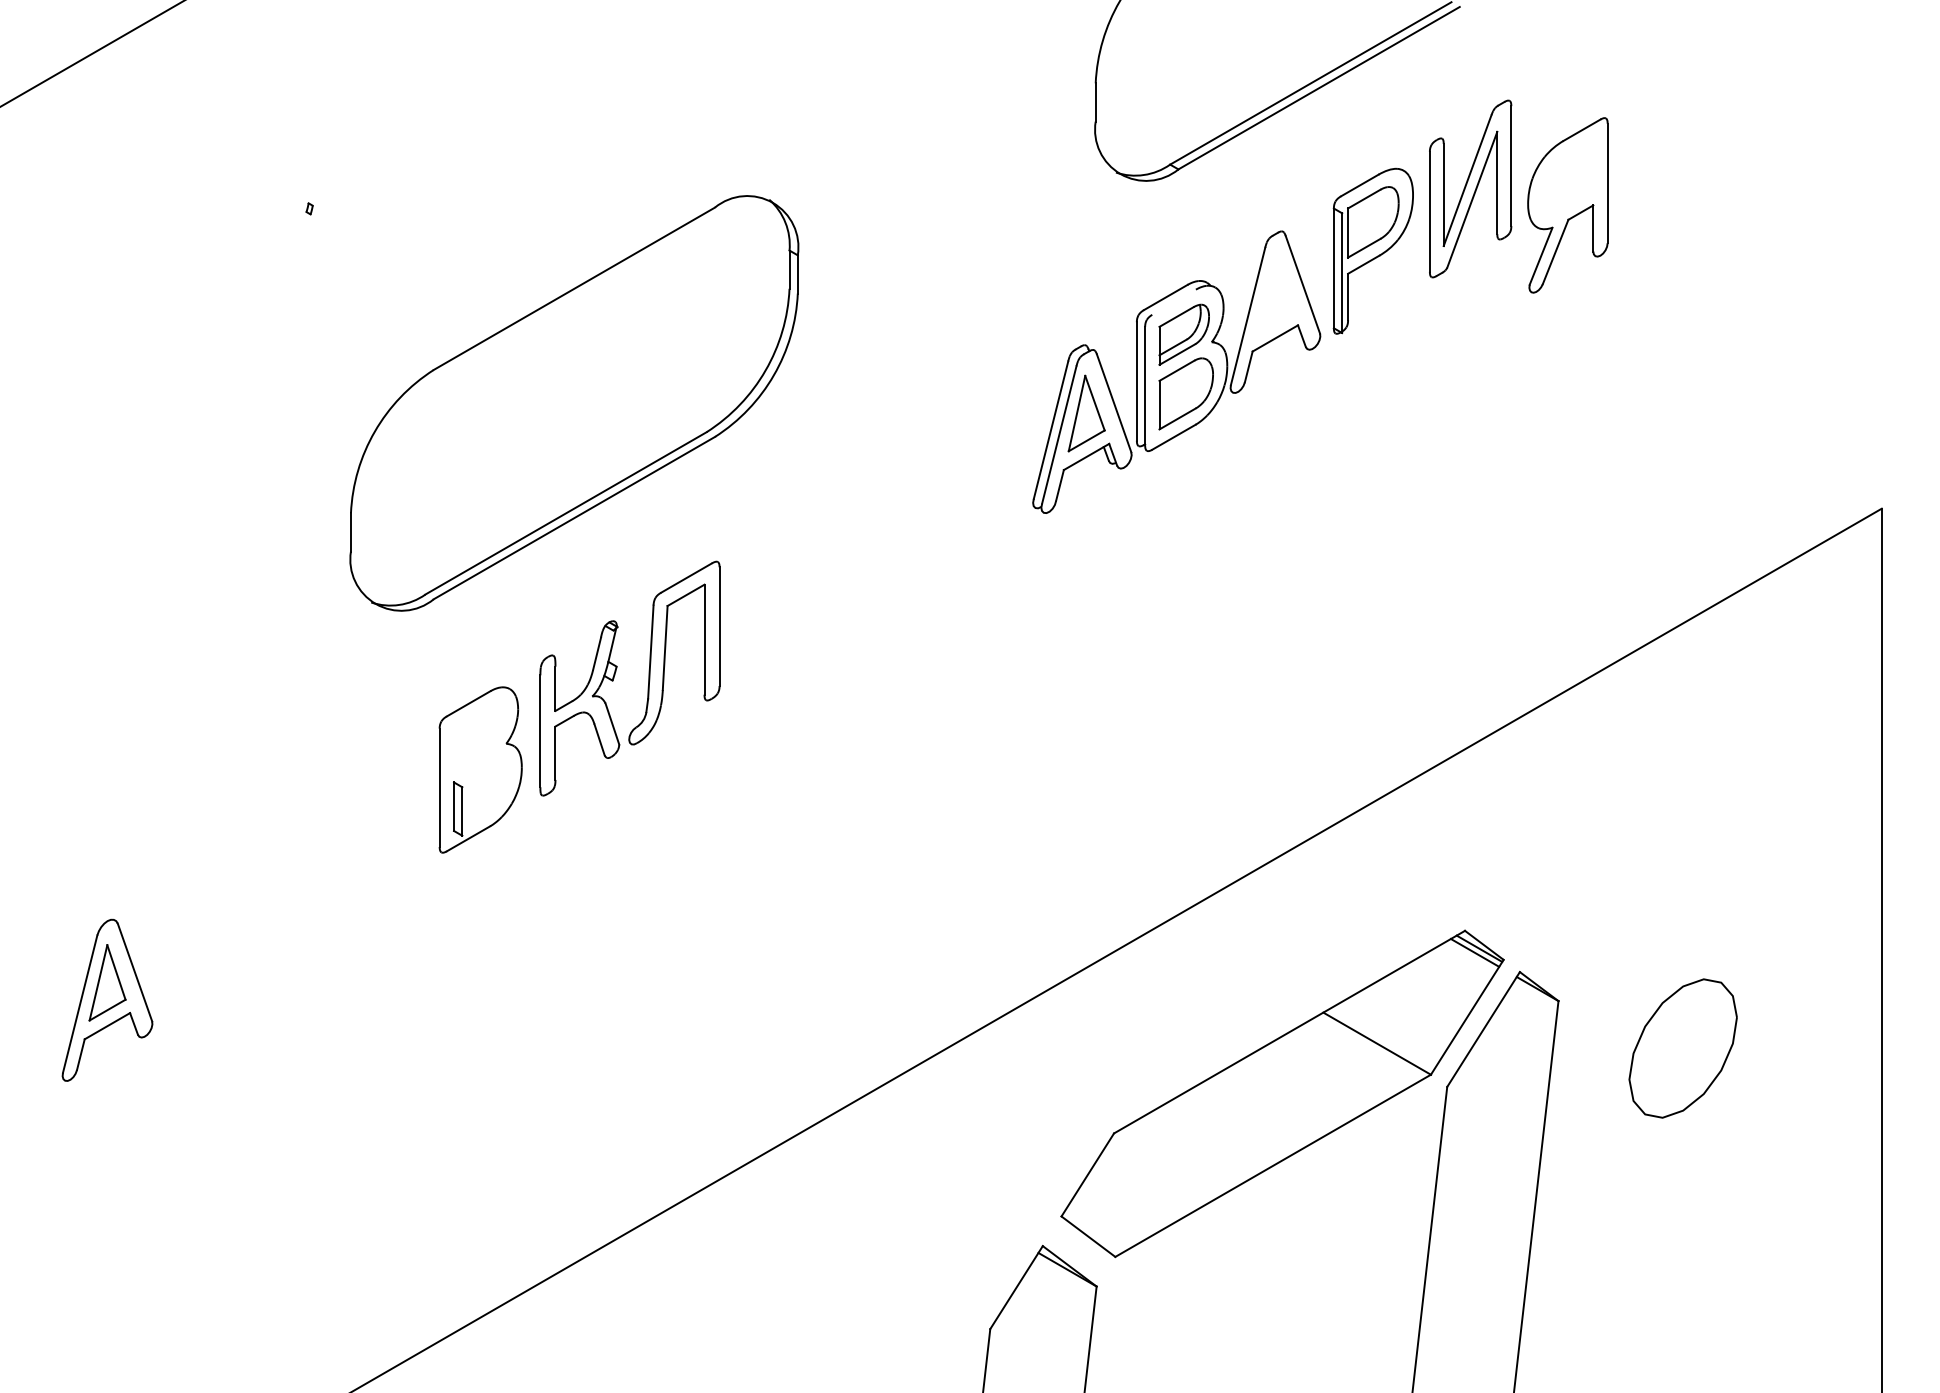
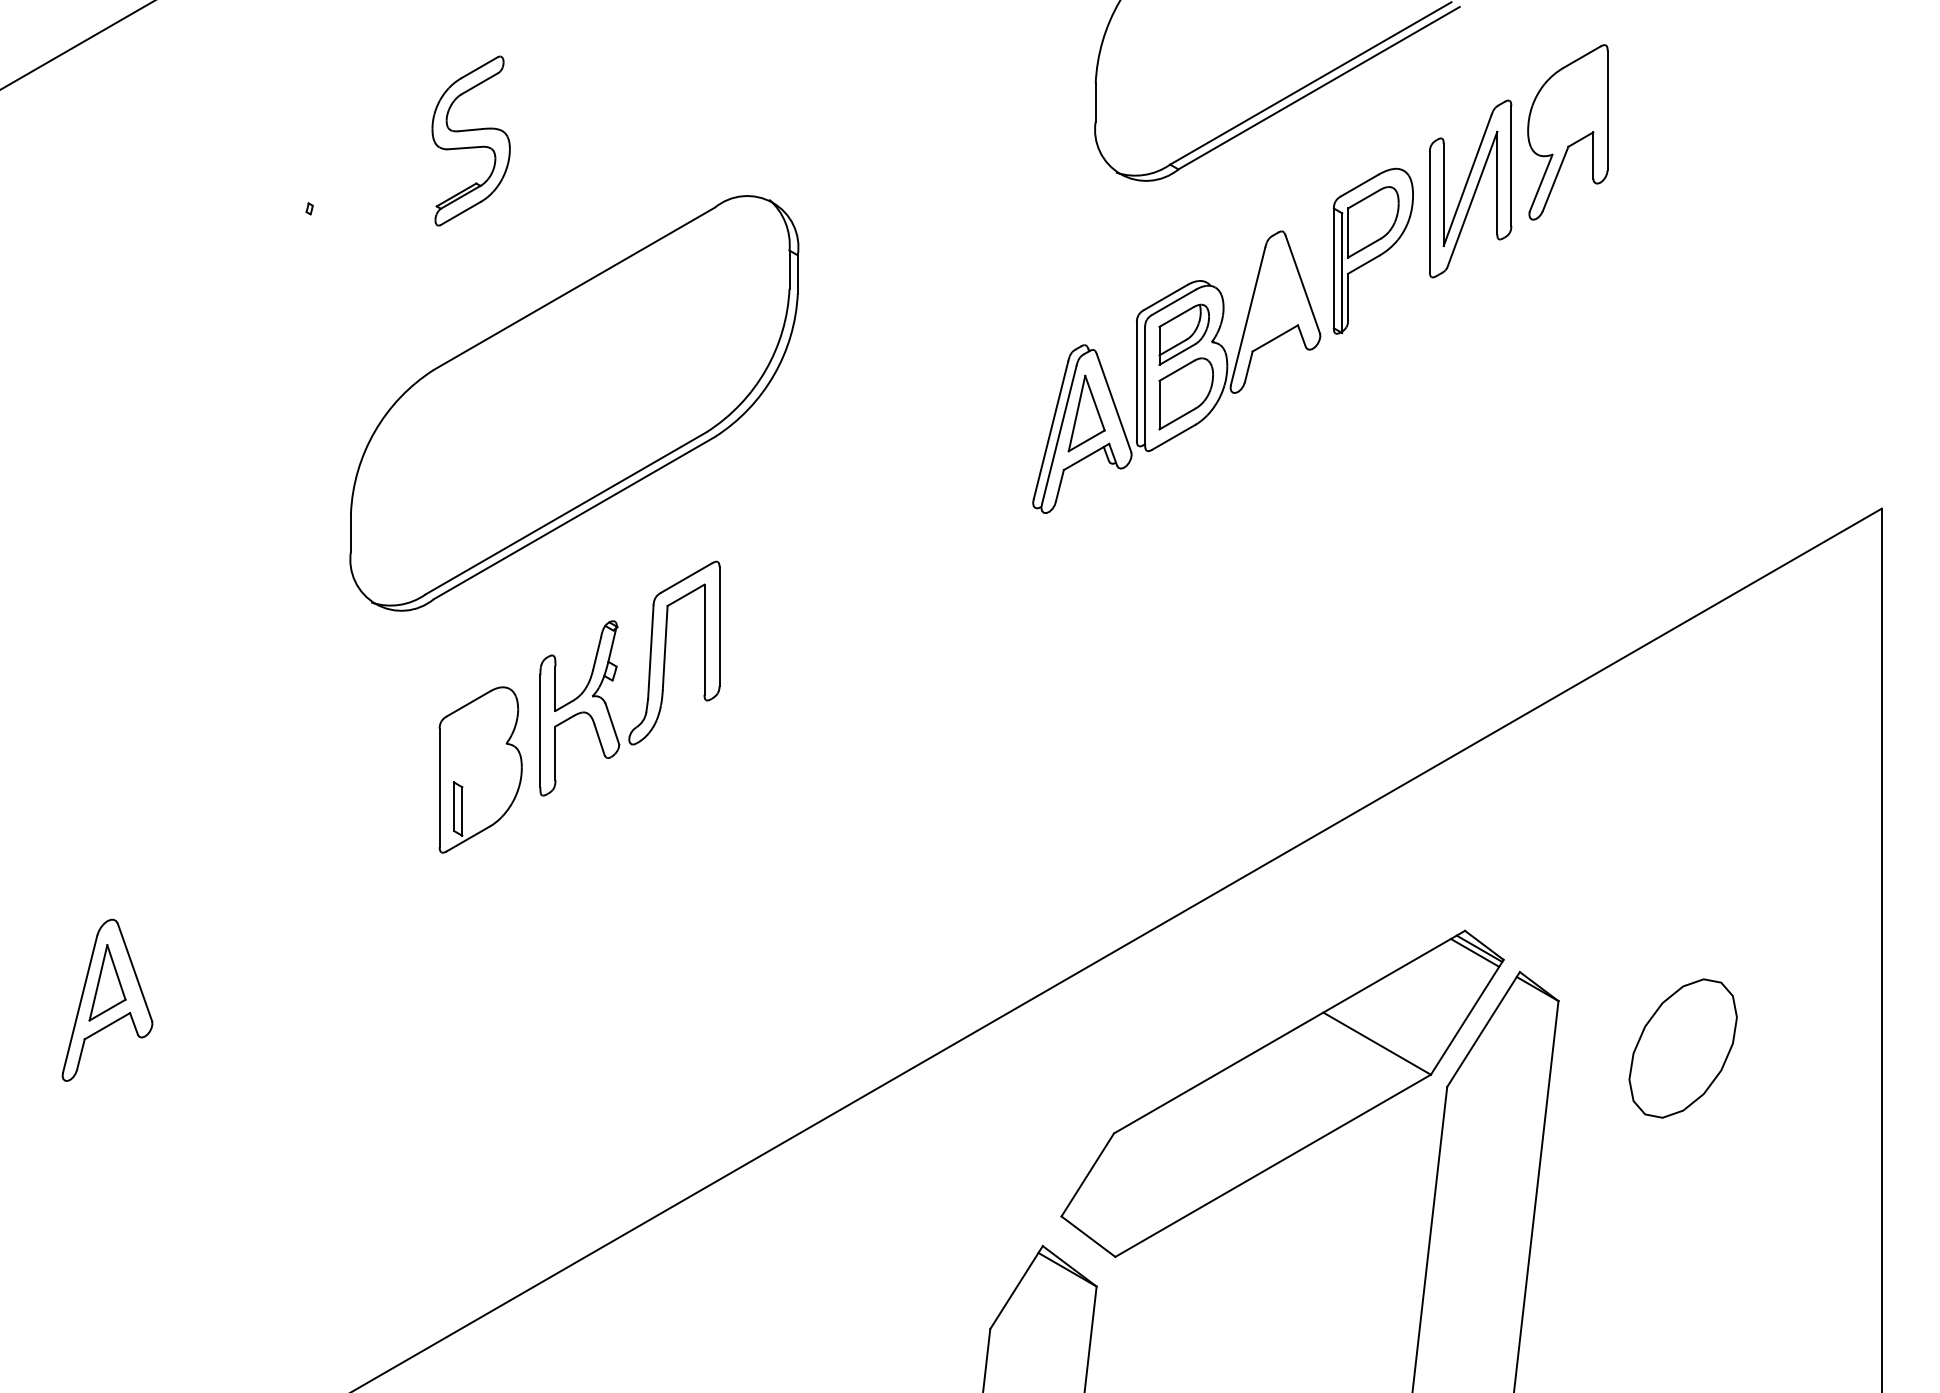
line position: (92, 53) -> (77, 45) (77, 45)
part: none -> present (470, 140)
part position: (1567, 205) -> (1567, 132) (1567, 132)
line: none -> present (1173, 301)
